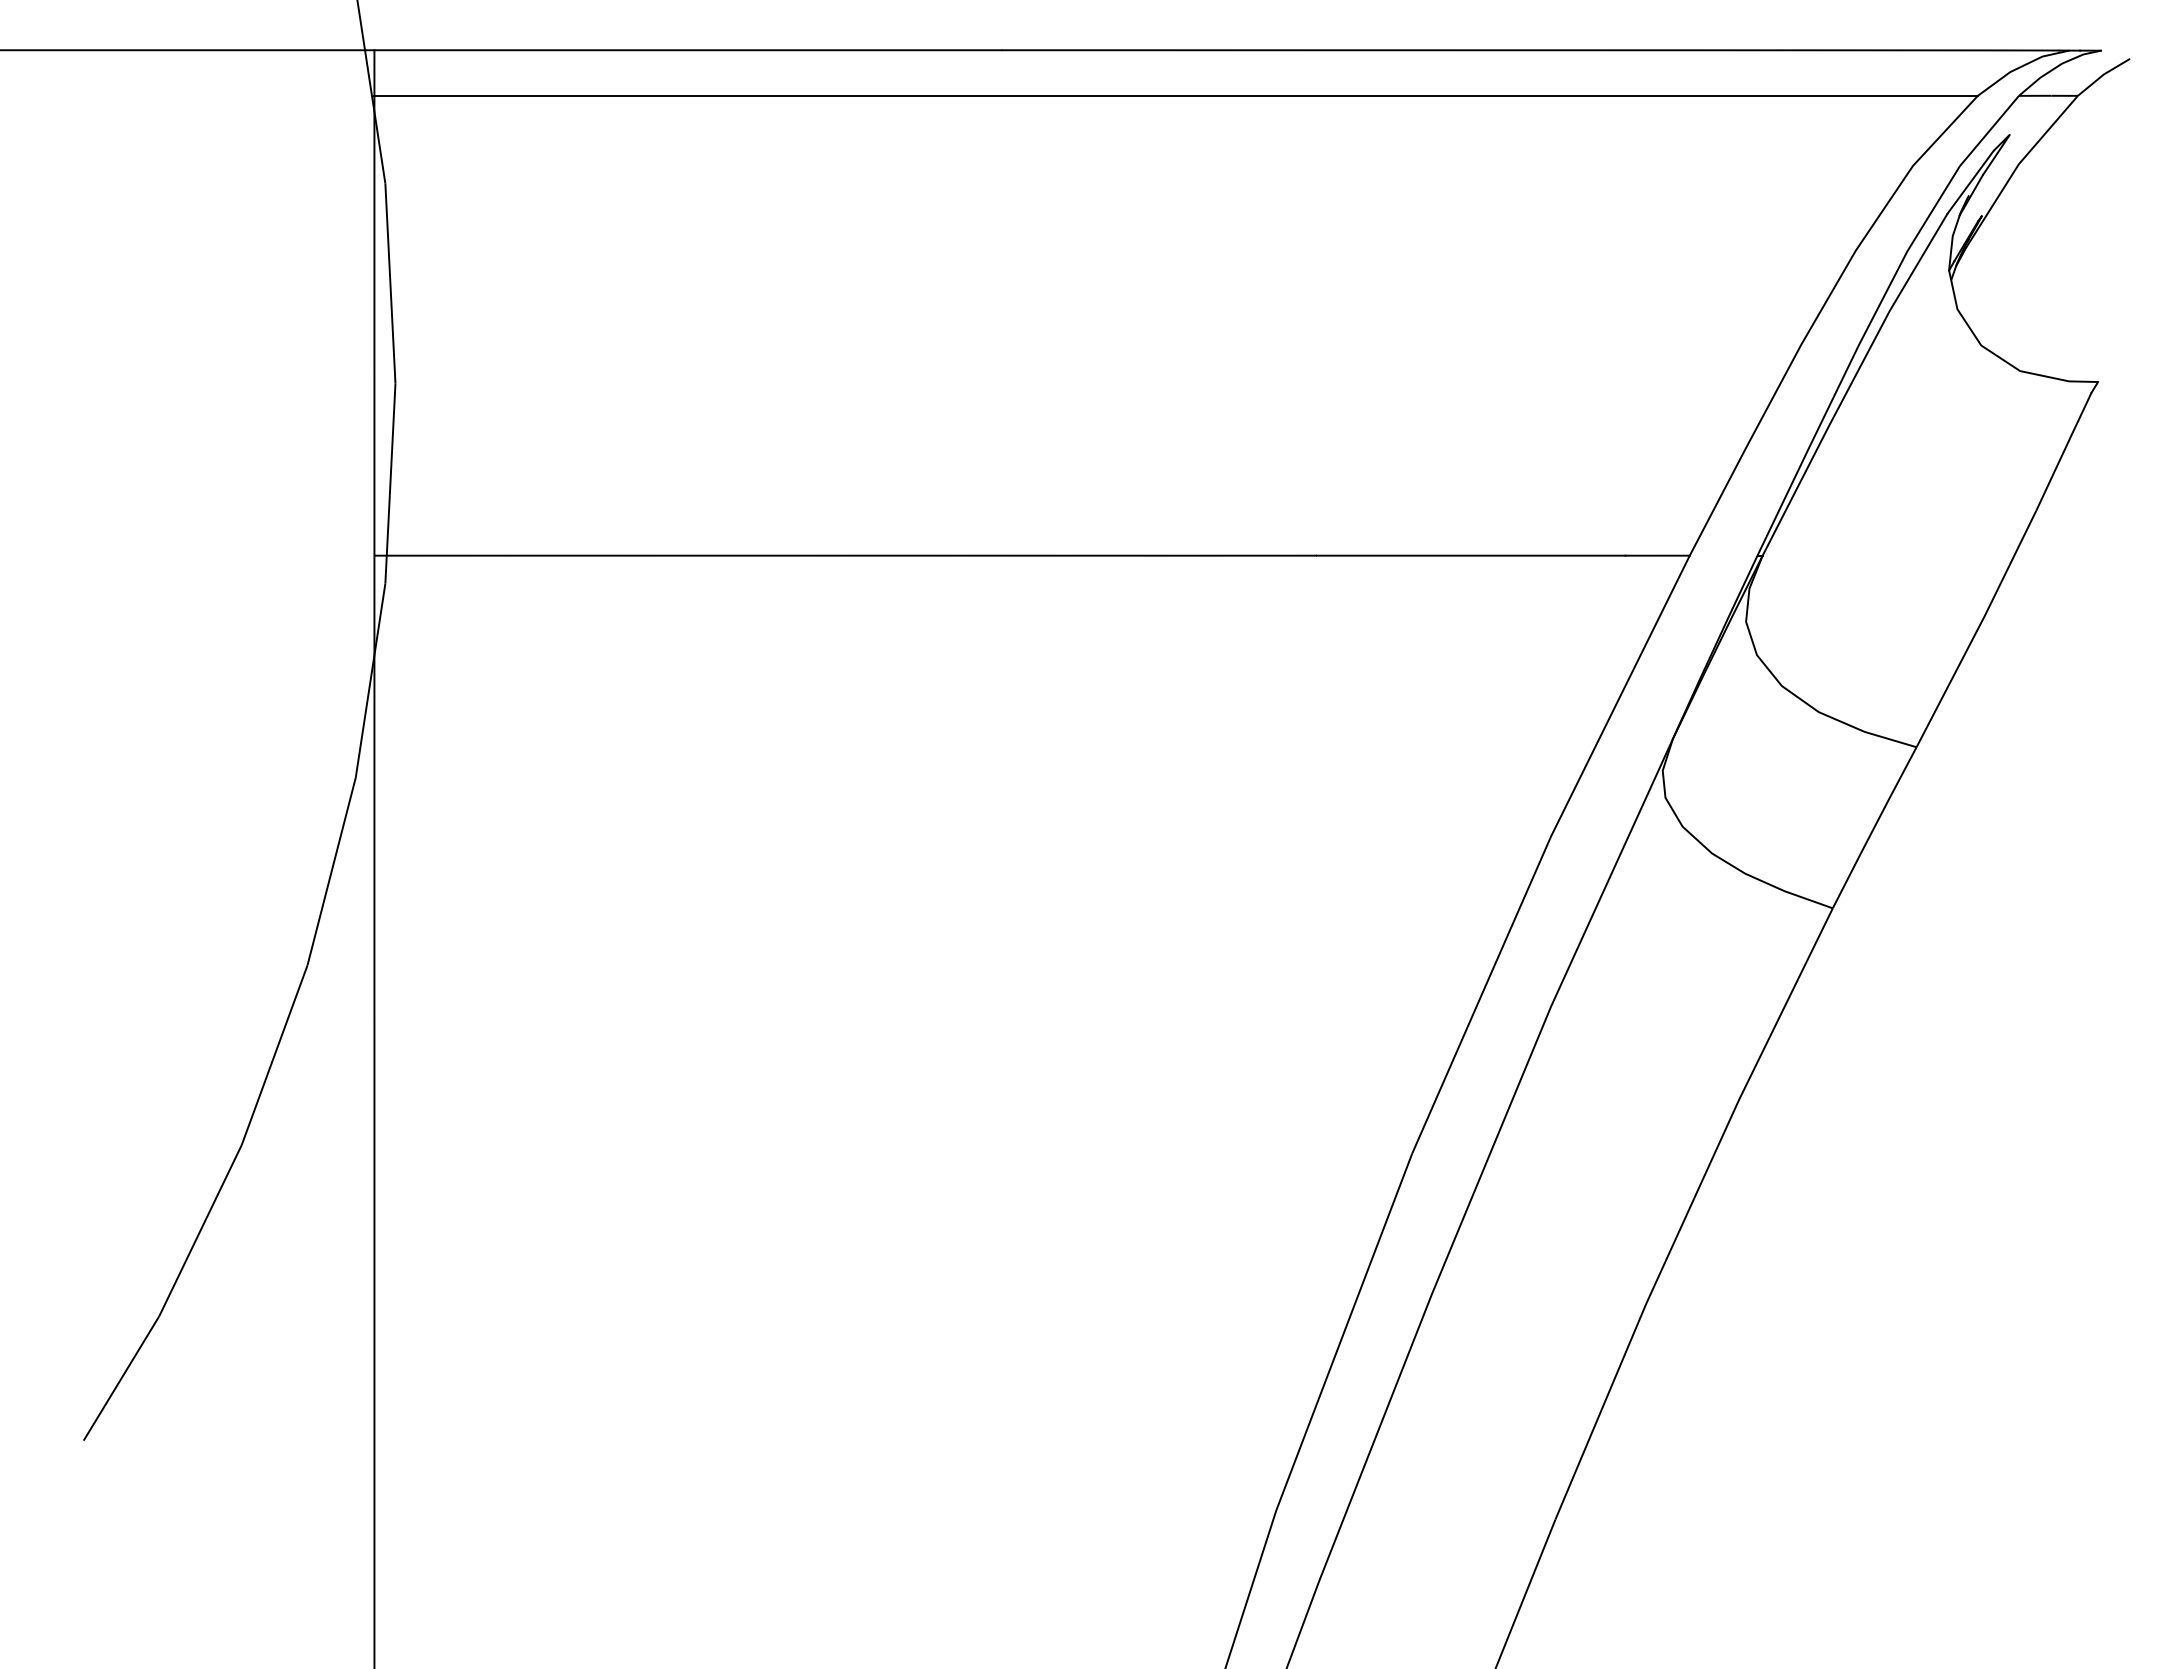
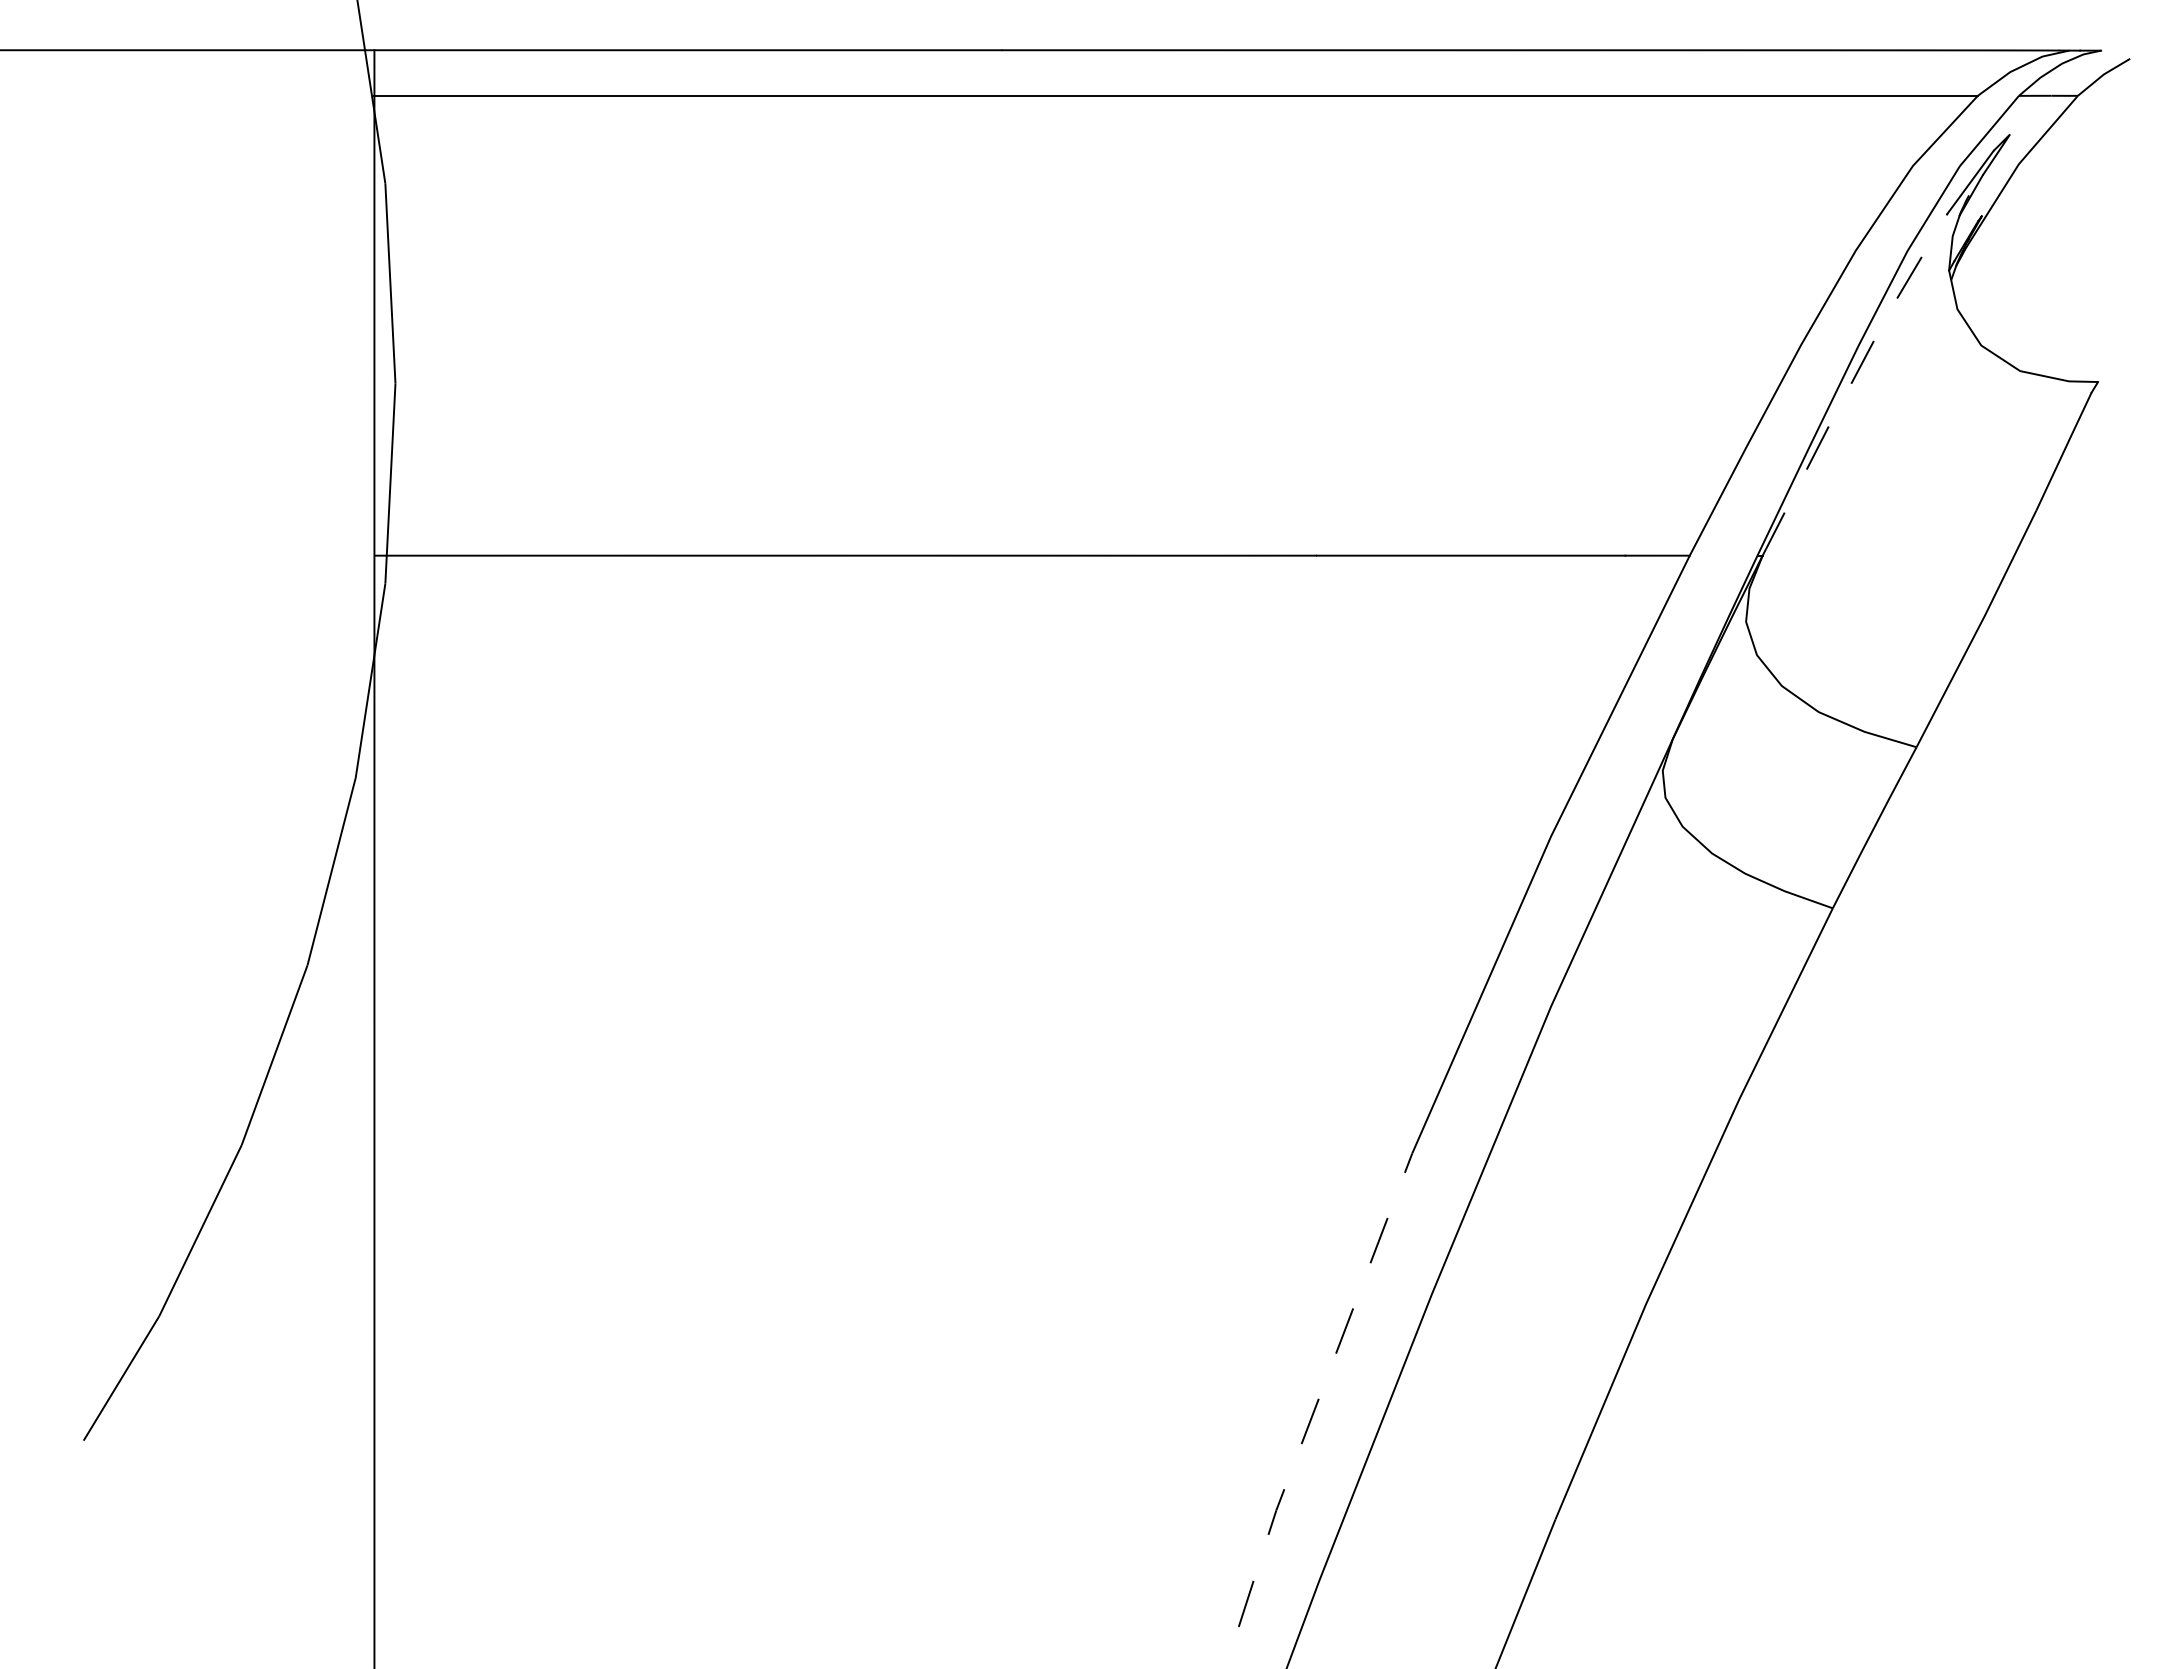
line: solid -> dashed (1852, 381)
line: solid -> dashed (1314, 1409)
